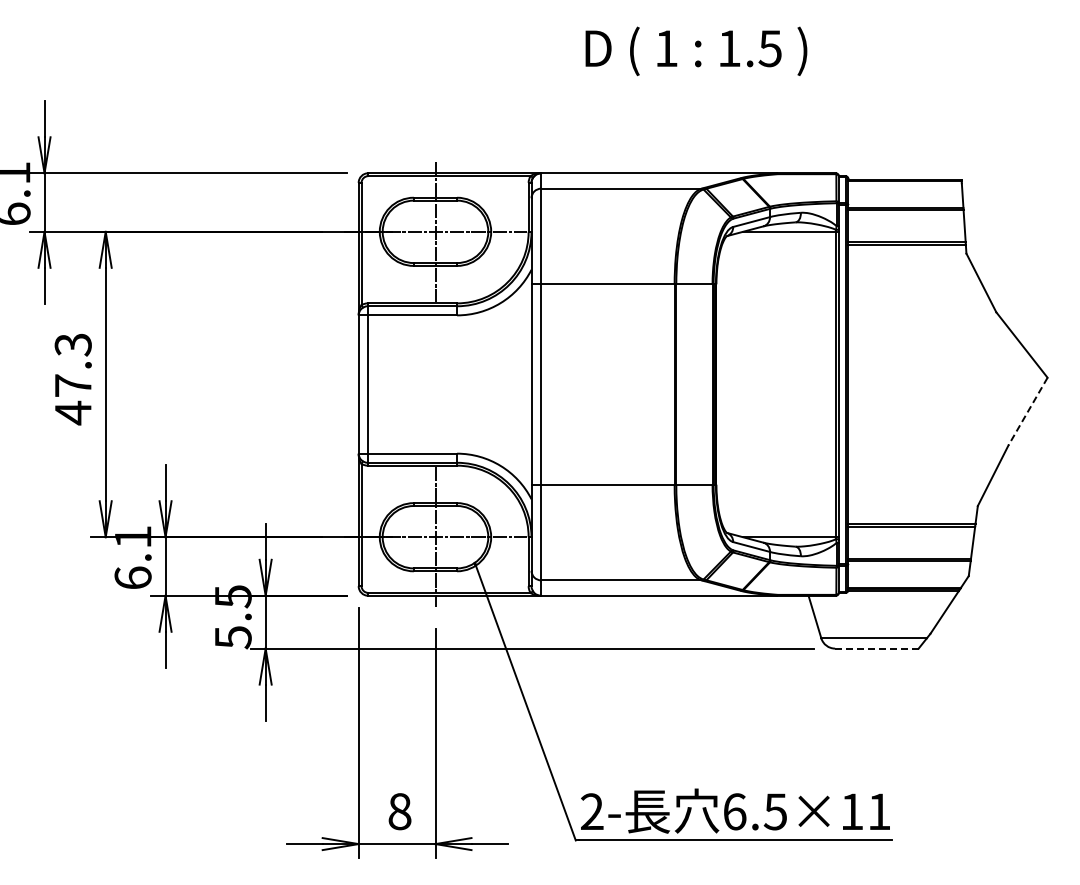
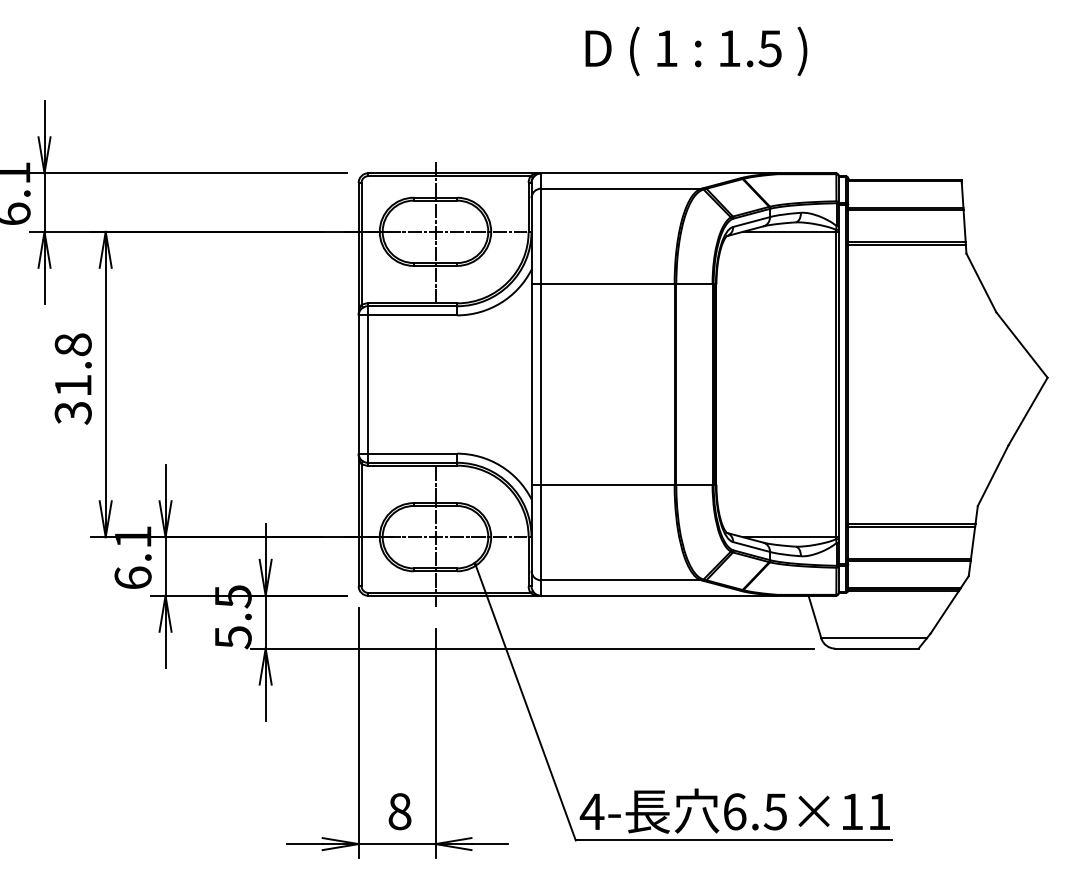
text: 47.3 -> 31.8 (72, 379)
line: dashed -> solid (1027, 411)
line: dashed -> solid (876, 648)
text: 2- -> 4- (591, 811)
